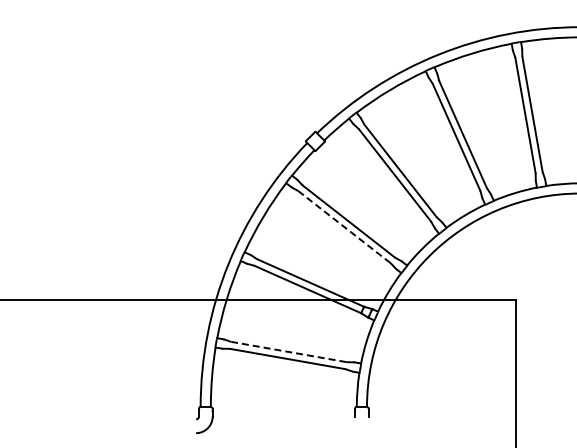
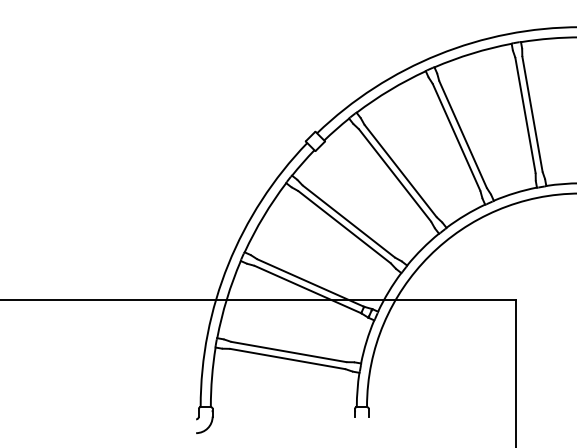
line: dashed -> solid (344, 226)
line: dashed -> solid (288, 351)
